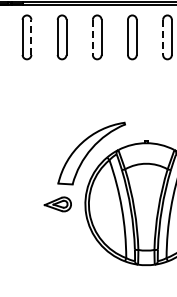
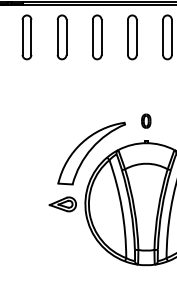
line: dashed -> solid (31, 37)
line: dashed -> solid (92, 37)
line: dashed -> solid (163, 37)
part: none -> present (146, 120)
part position: (57, 204) -> (62, 204) (62, 204)
